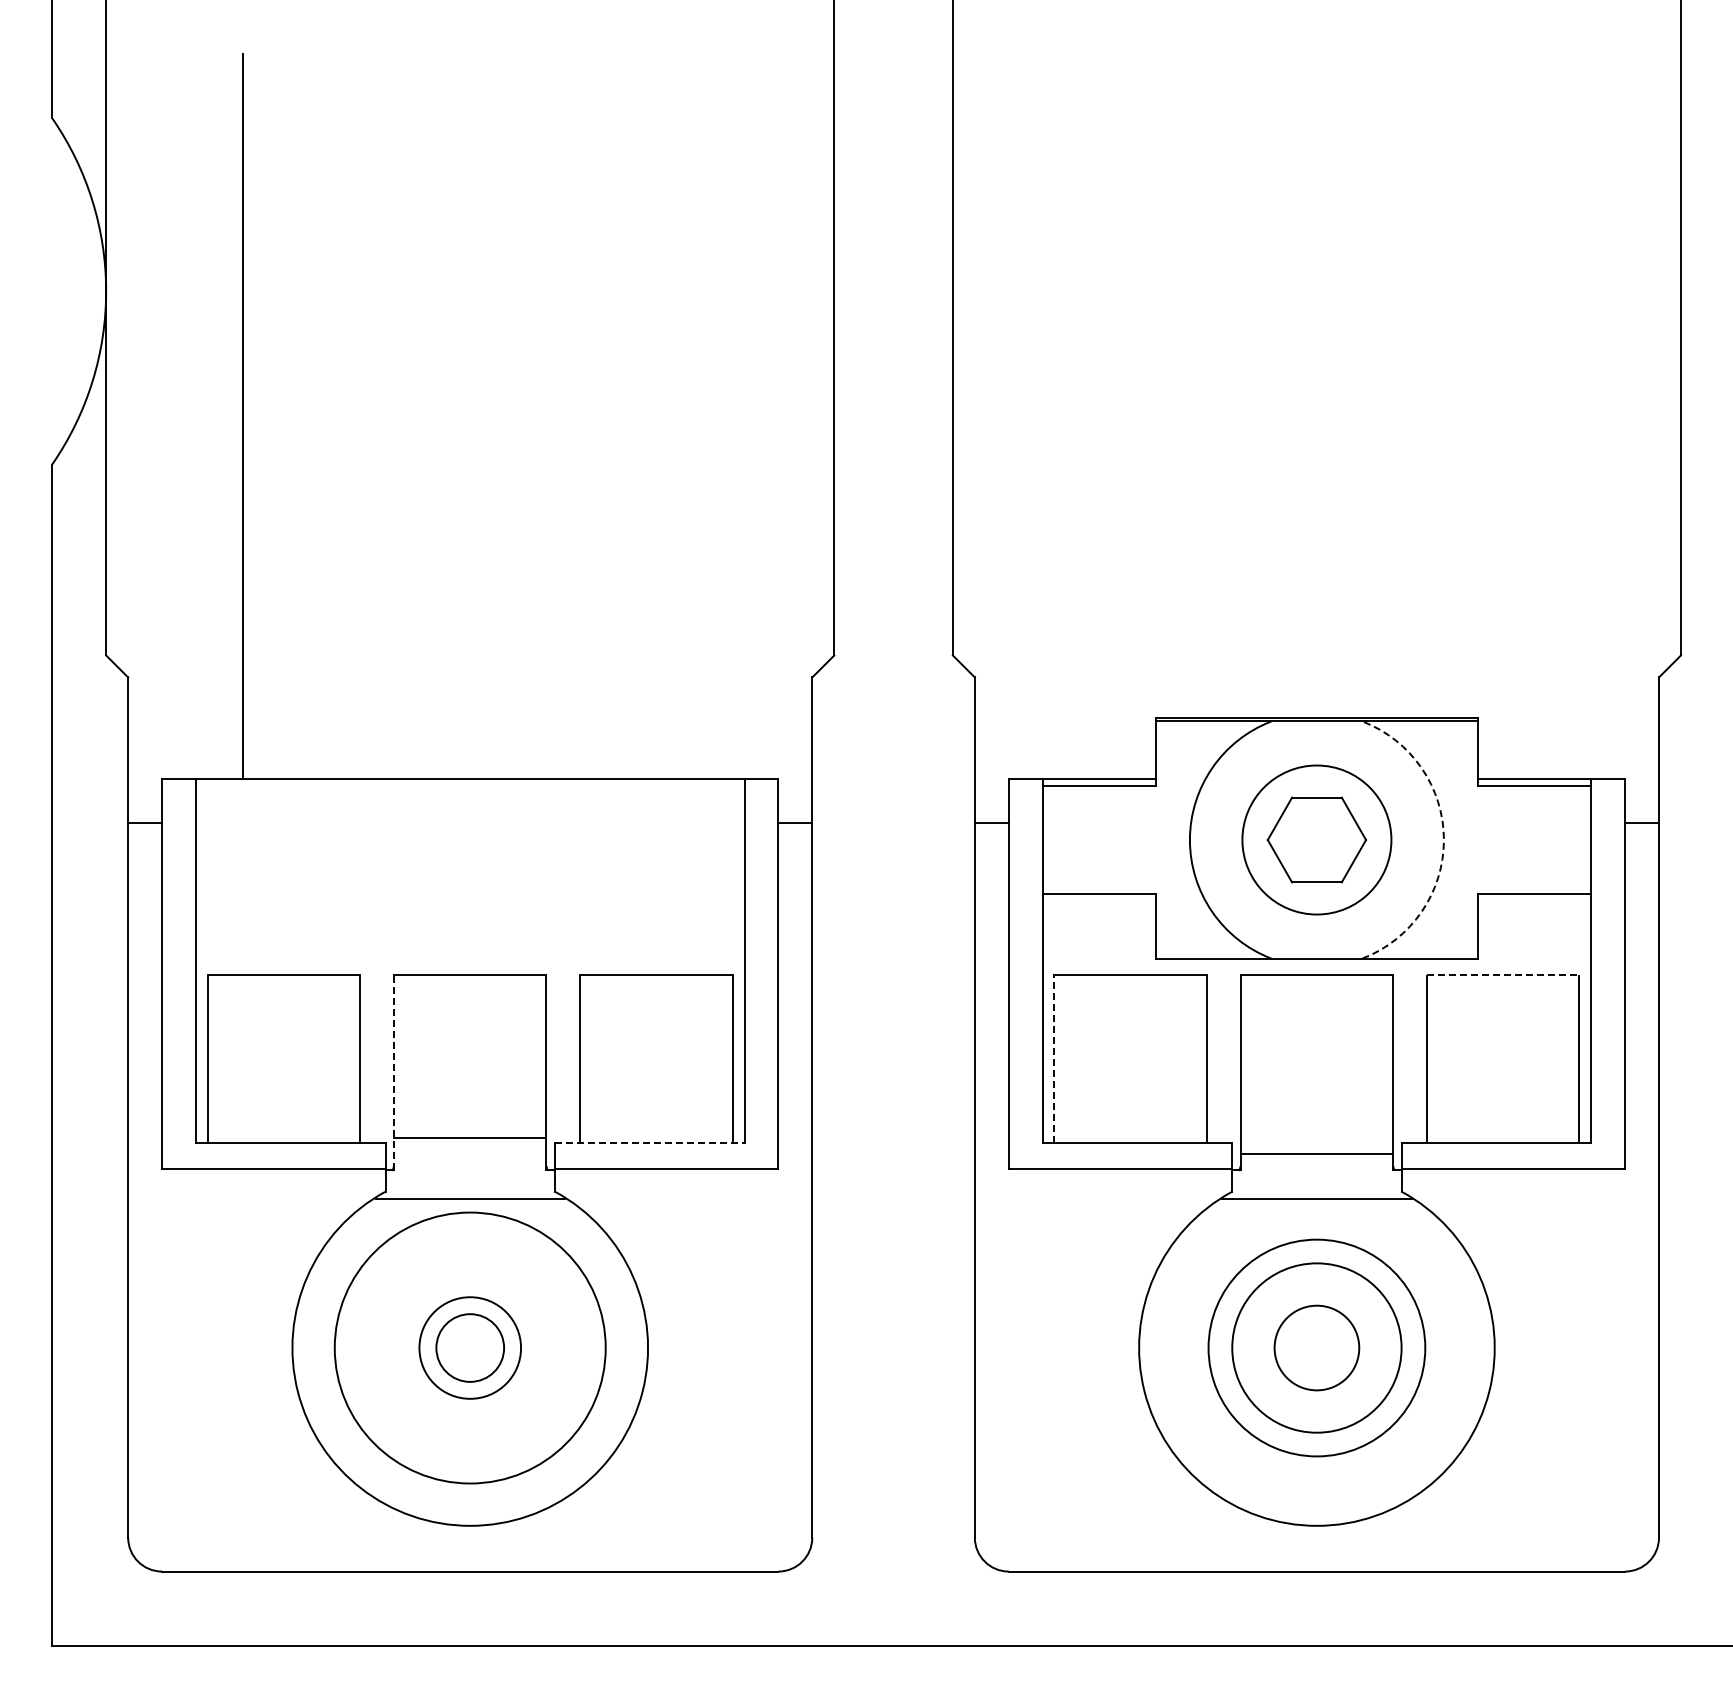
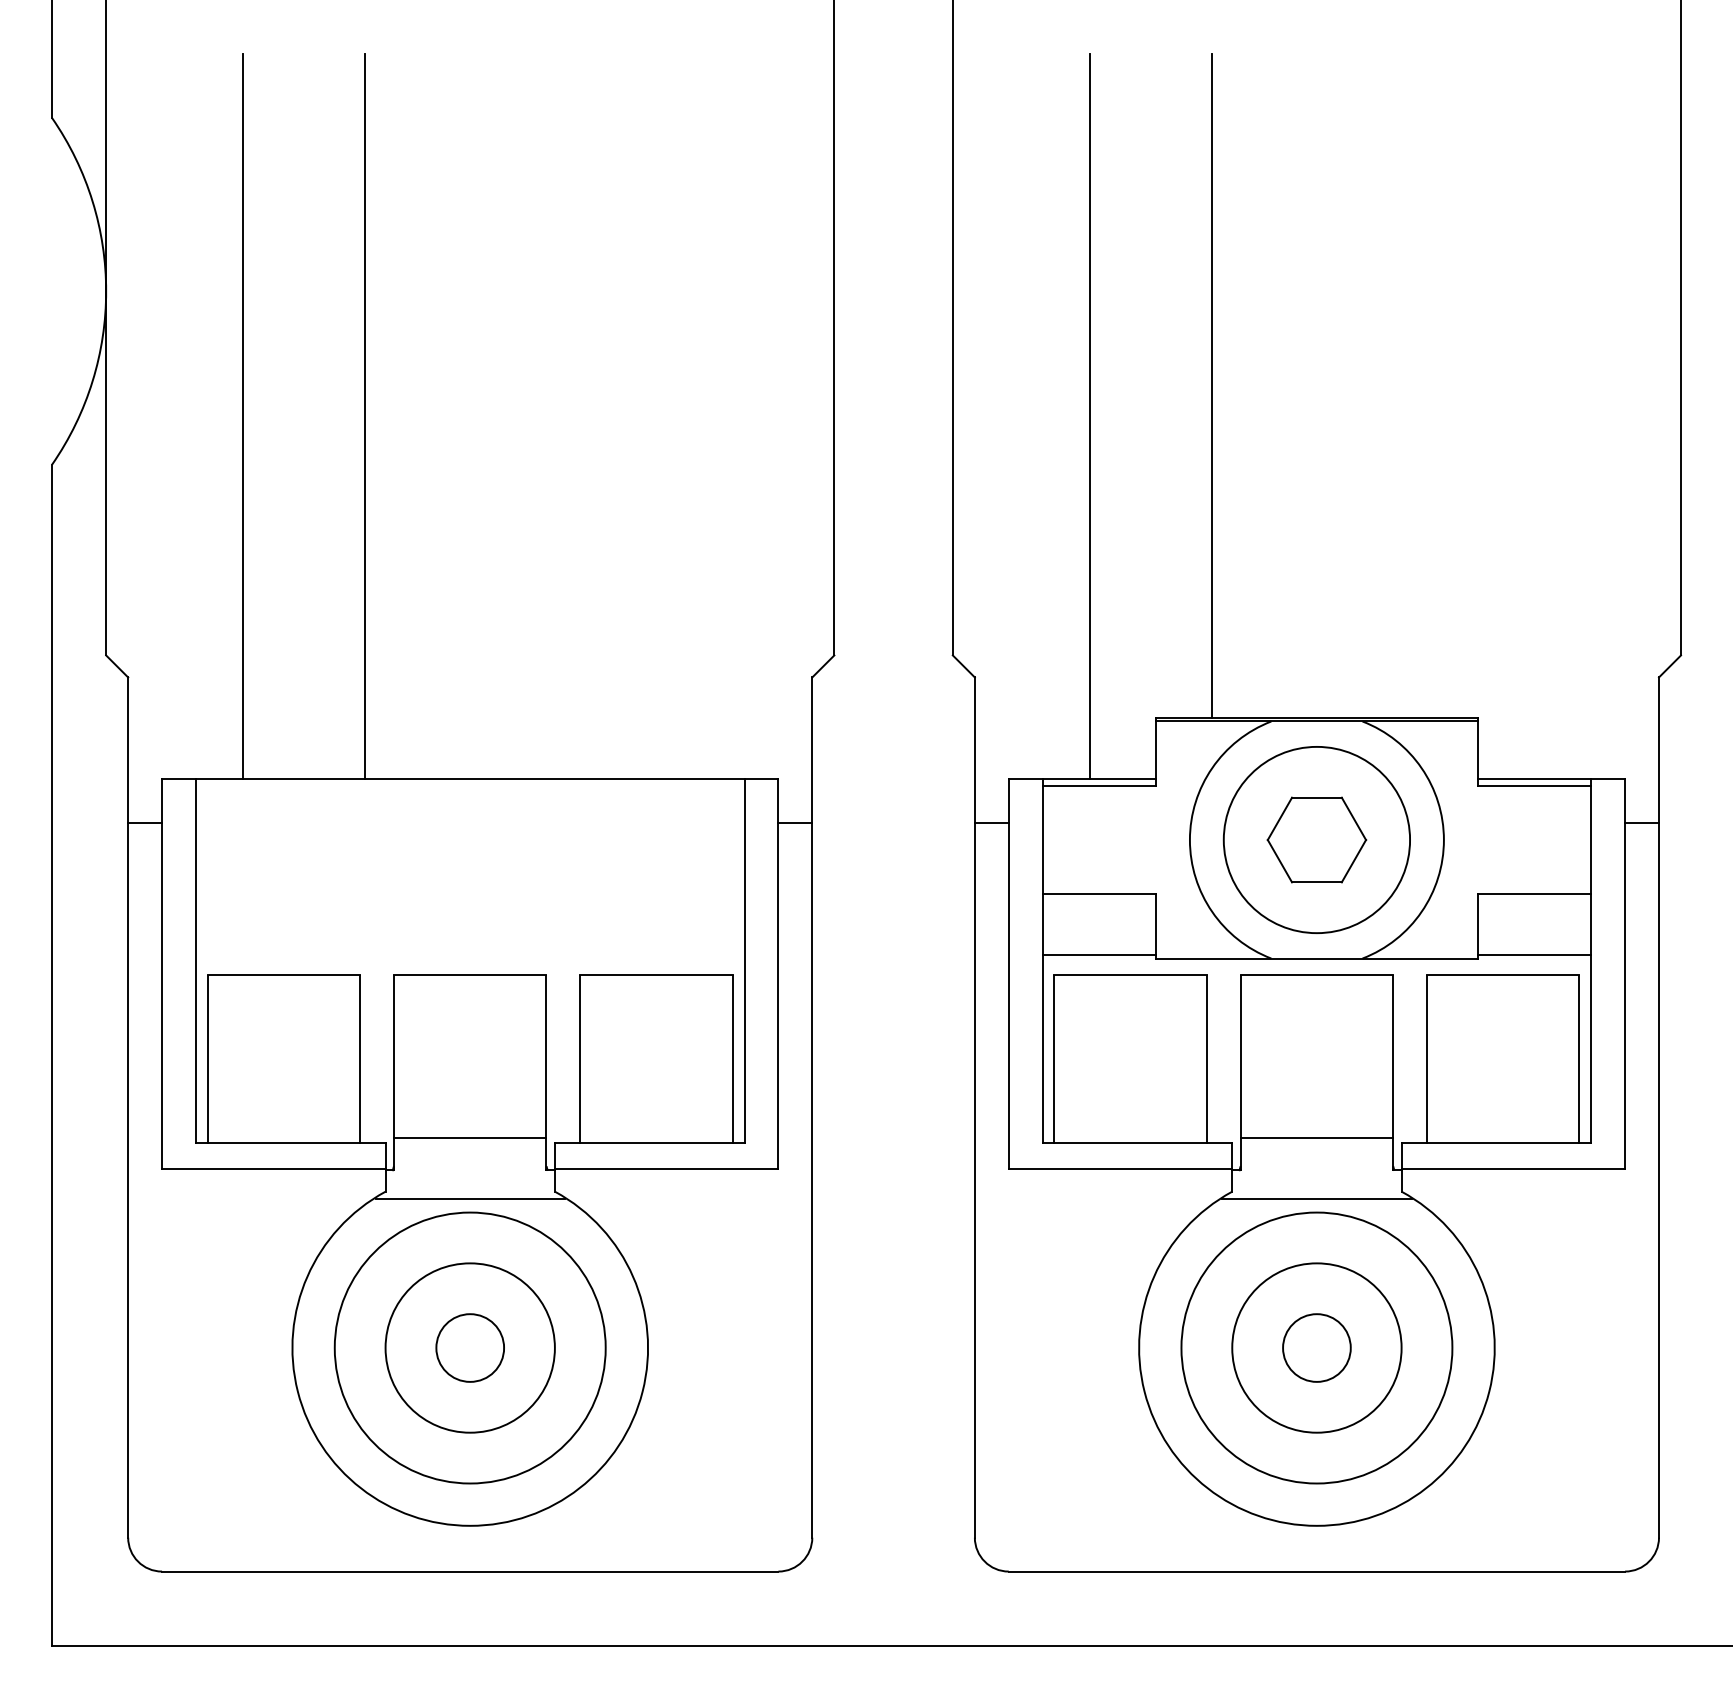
line: none -> present (1211, 386)
line: none -> present (365, 416)
line: none -> present (1090, 416)
circle diameter: 149 px -> 186 px (1316, 839)
arc: dashed -> solid (1443, 840)
line: none -> present (1099, 955)
line: none -> present (1534, 955)
line: dashed -> solid (1503, 975)
line: dashed -> solid (1054, 1059)
line: dashed -> solid (394, 1072)
line: dashed -> solid (649, 1143)
line position: (1316, 1153) -> (1316, 1137) (1316, 1137)
circle diameter: 102 px -> 169 px (469, 1347)
circle diameter: 217 px -> 271 px (1316, 1347)
circle diameter: 85 px -> 68 px (1316, 1347)
